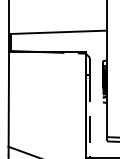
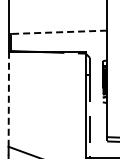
line: solid -> dashed (59, 32)
line: solid -> dashed (8, 98)
